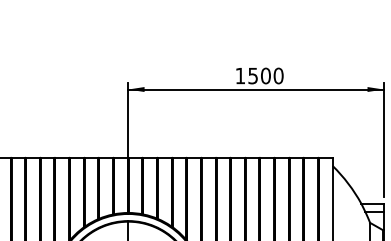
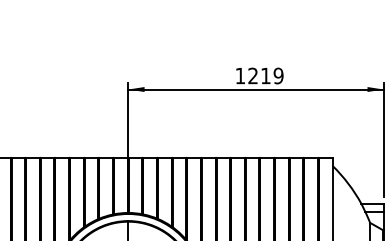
text: 1500 -> 1219 (265, 75)
